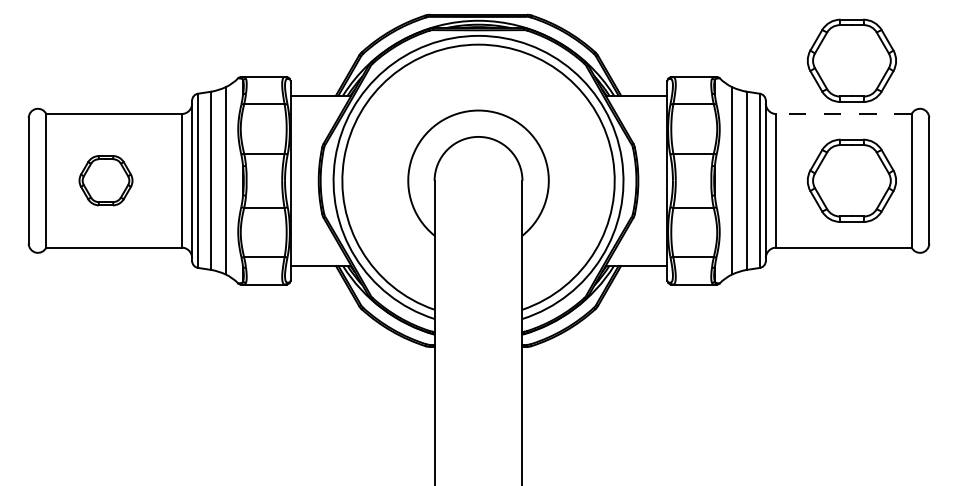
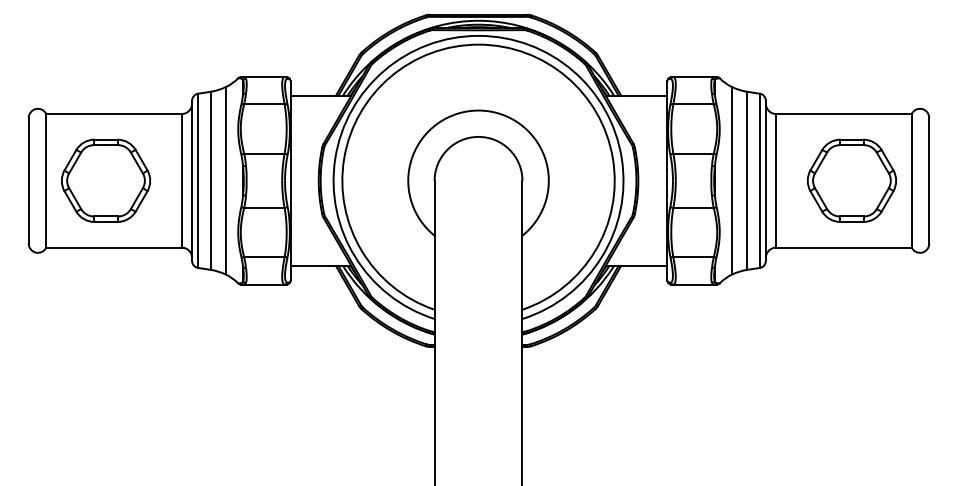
part: present -> none (851, 60)
line: dashed -> solid (844, 114)
part size: 56x52 px -> 90x85 px (105, 180)
